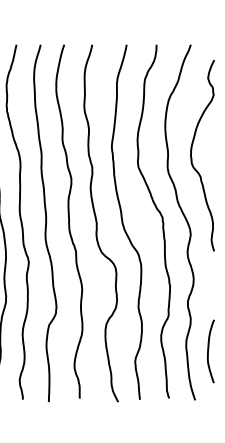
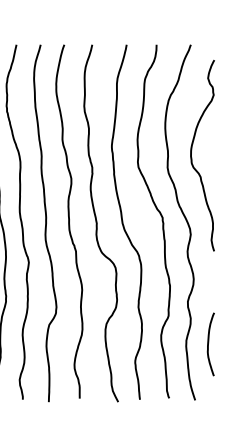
curve position: (208, 351) -> (208, 344) (208, 344)
